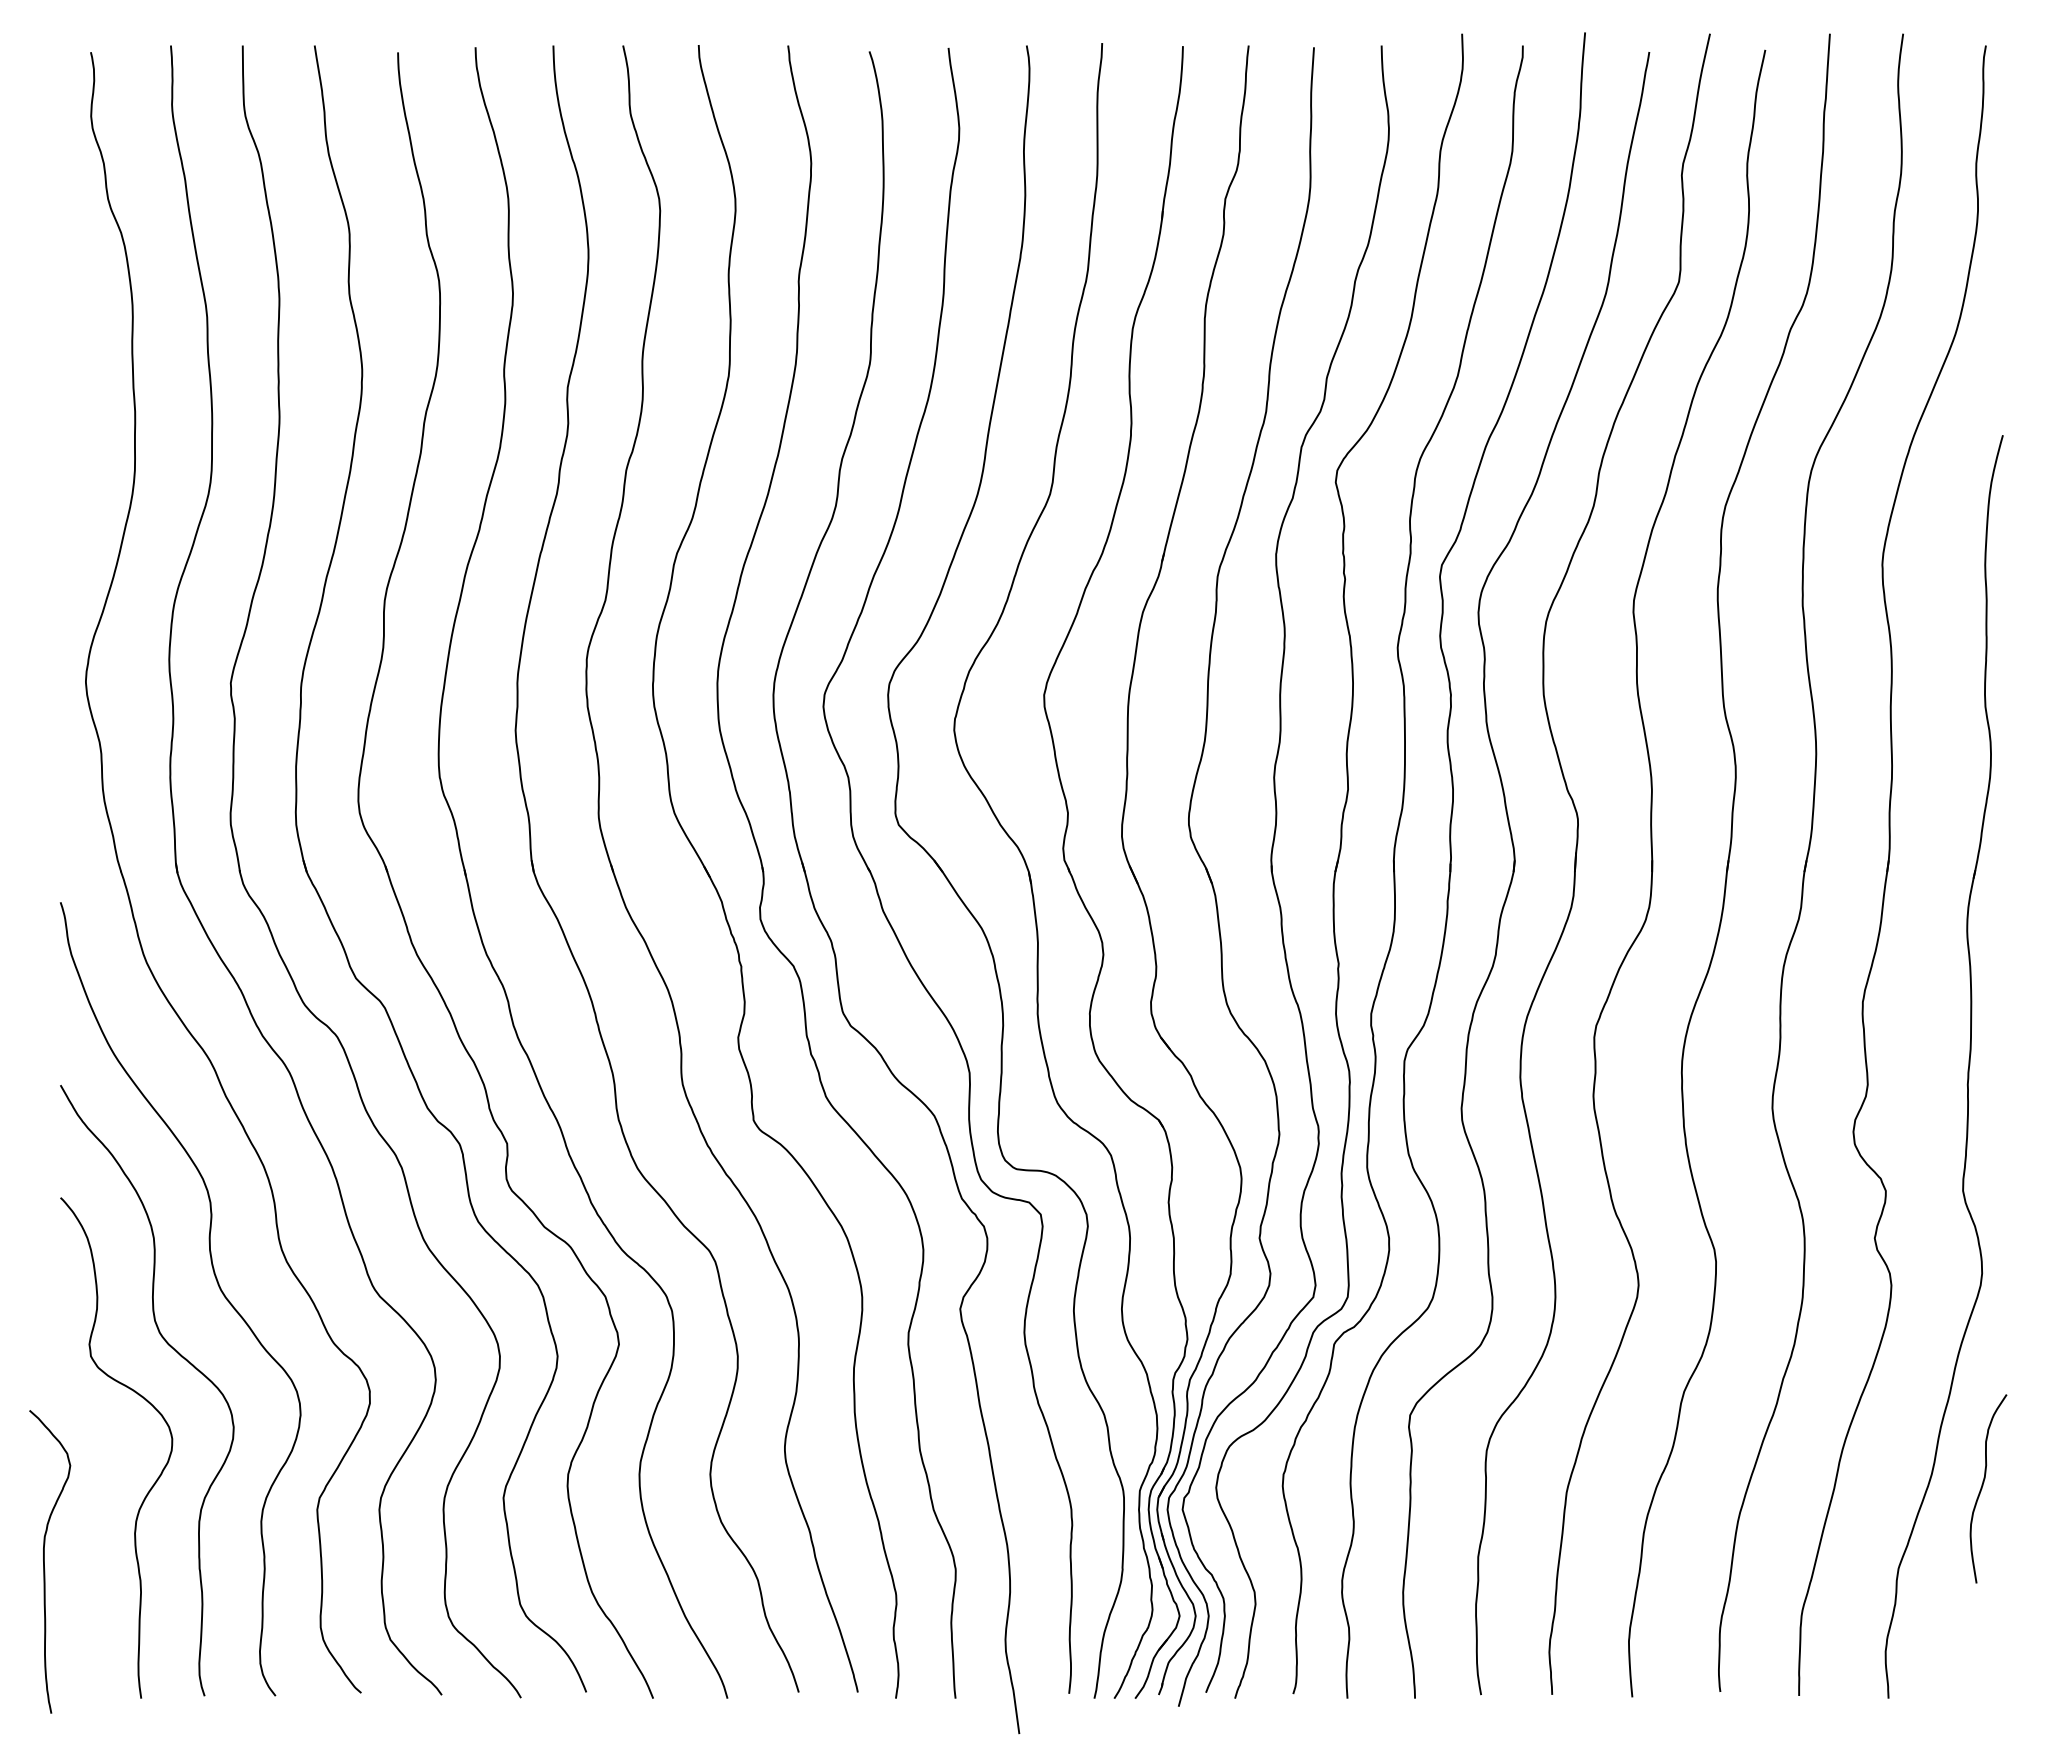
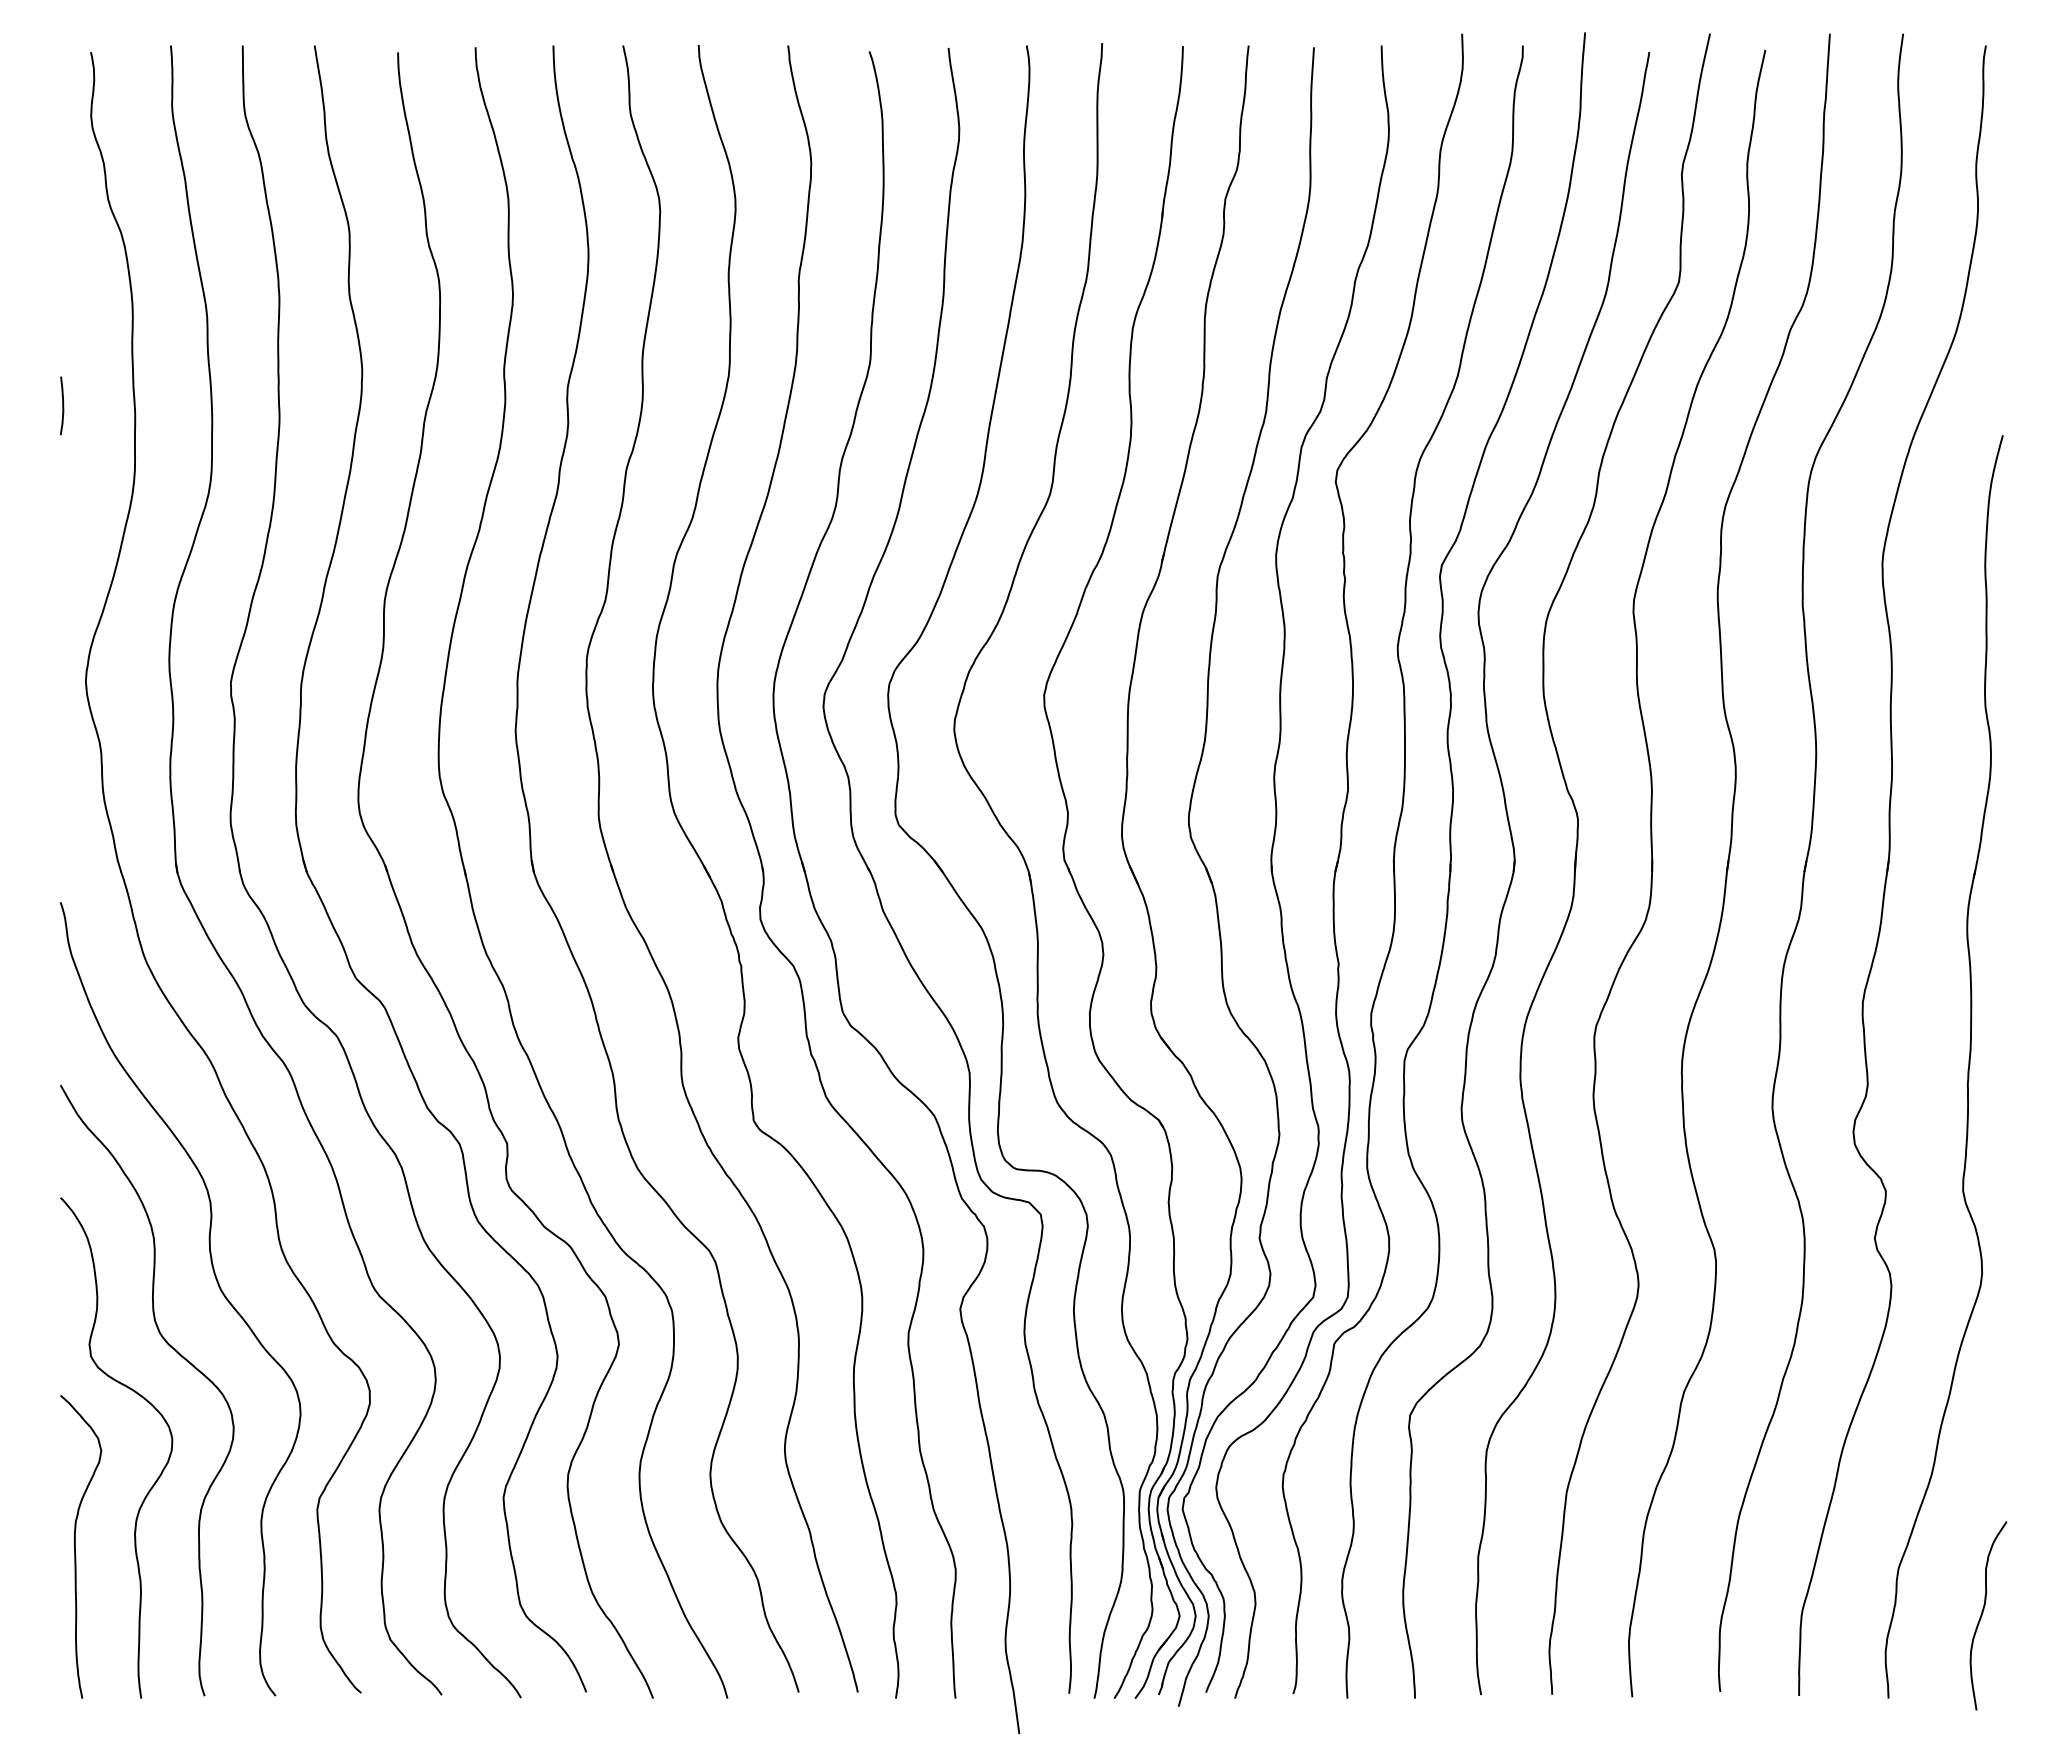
curve: none -> present (62, 405)
curve position: (1983, 1486) -> (1983, 1613) (1983, 1613)
curve position: (44, 1561) -> (75, 1546) (75, 1546)
